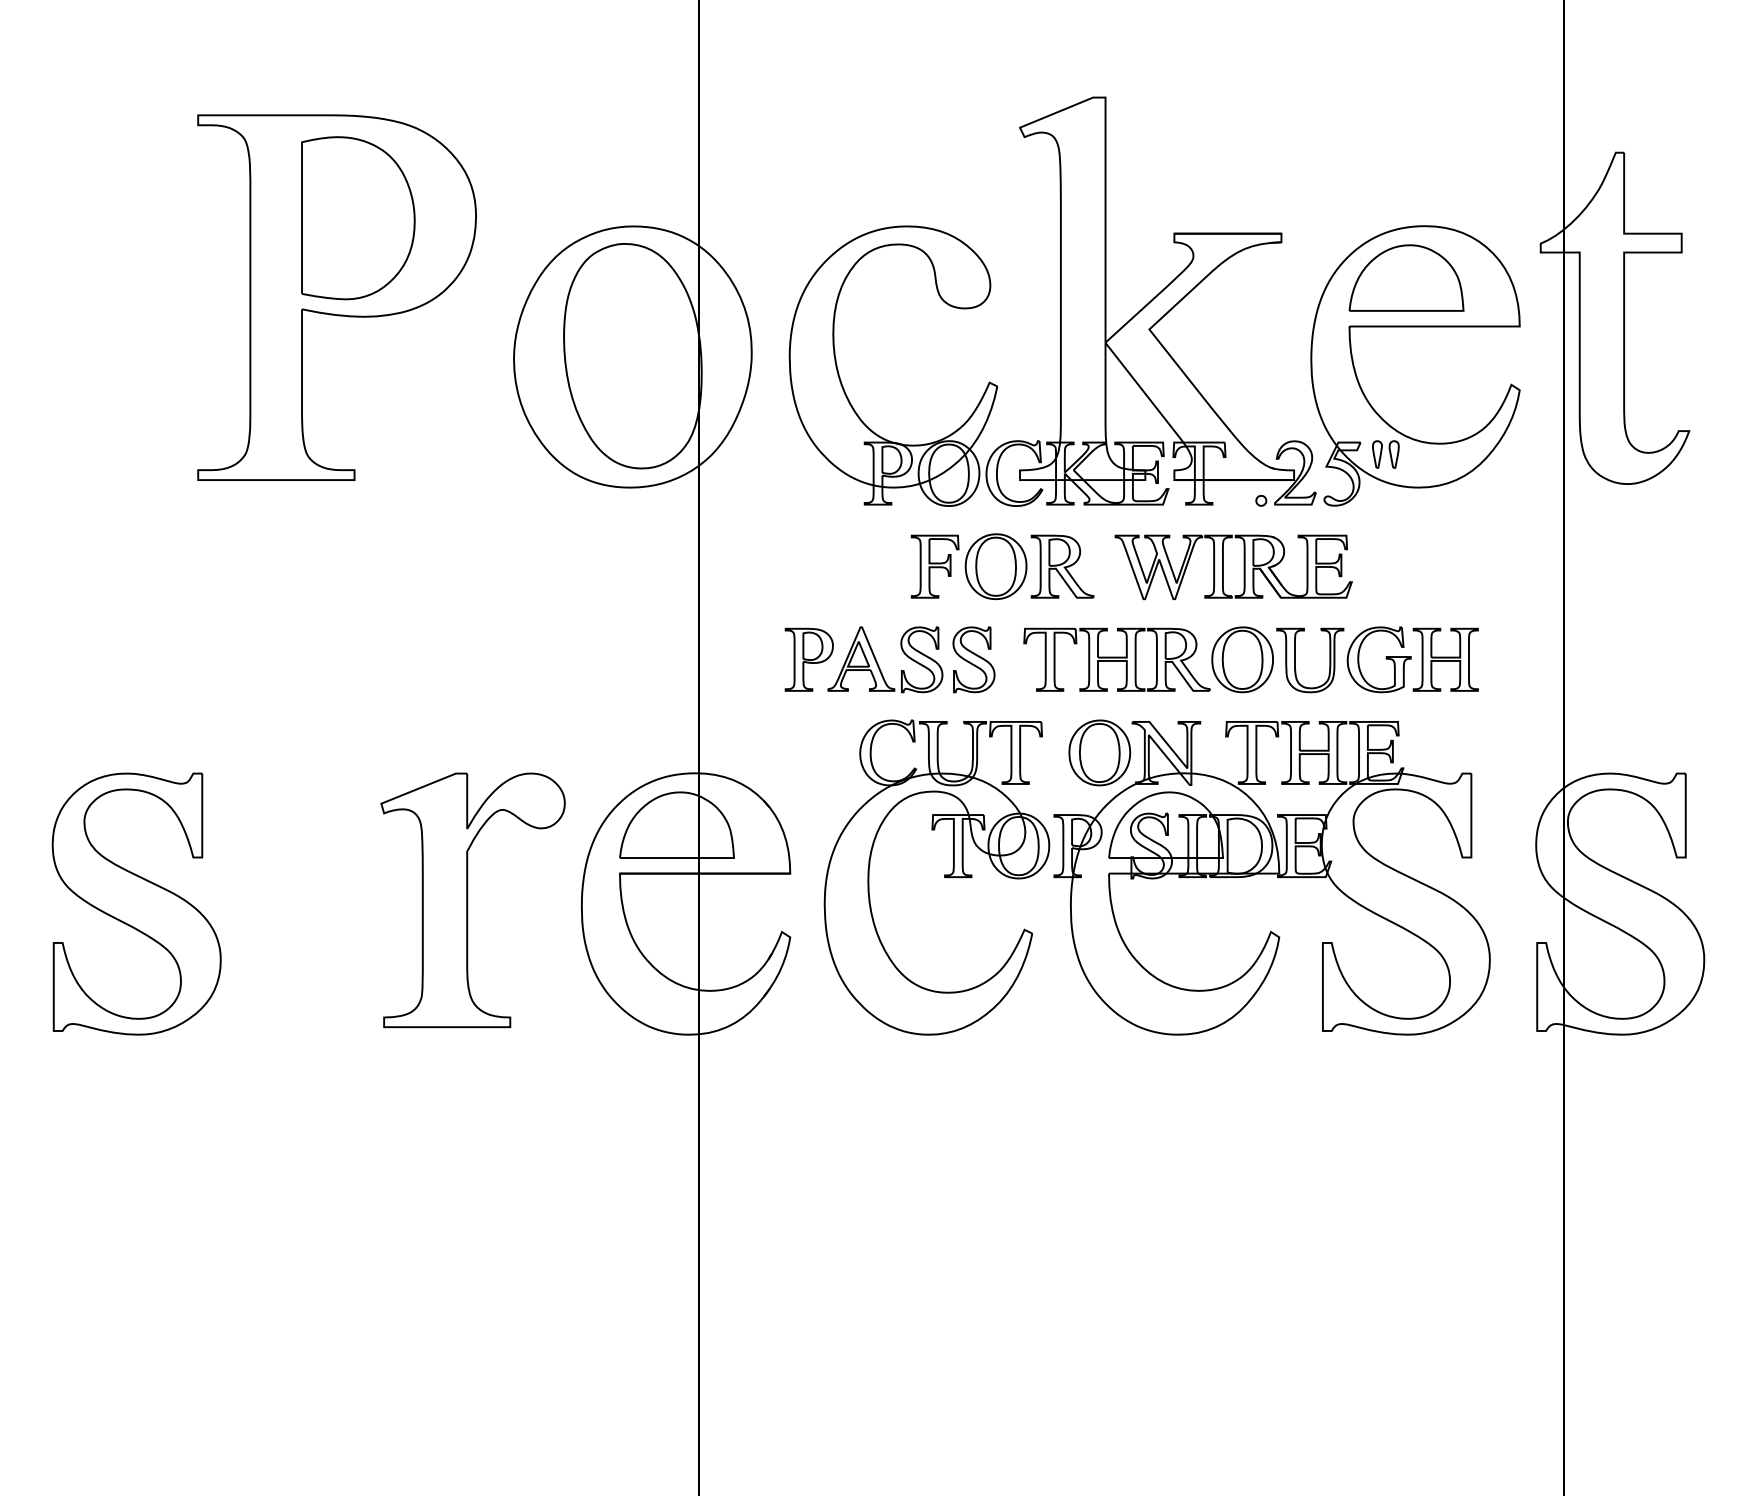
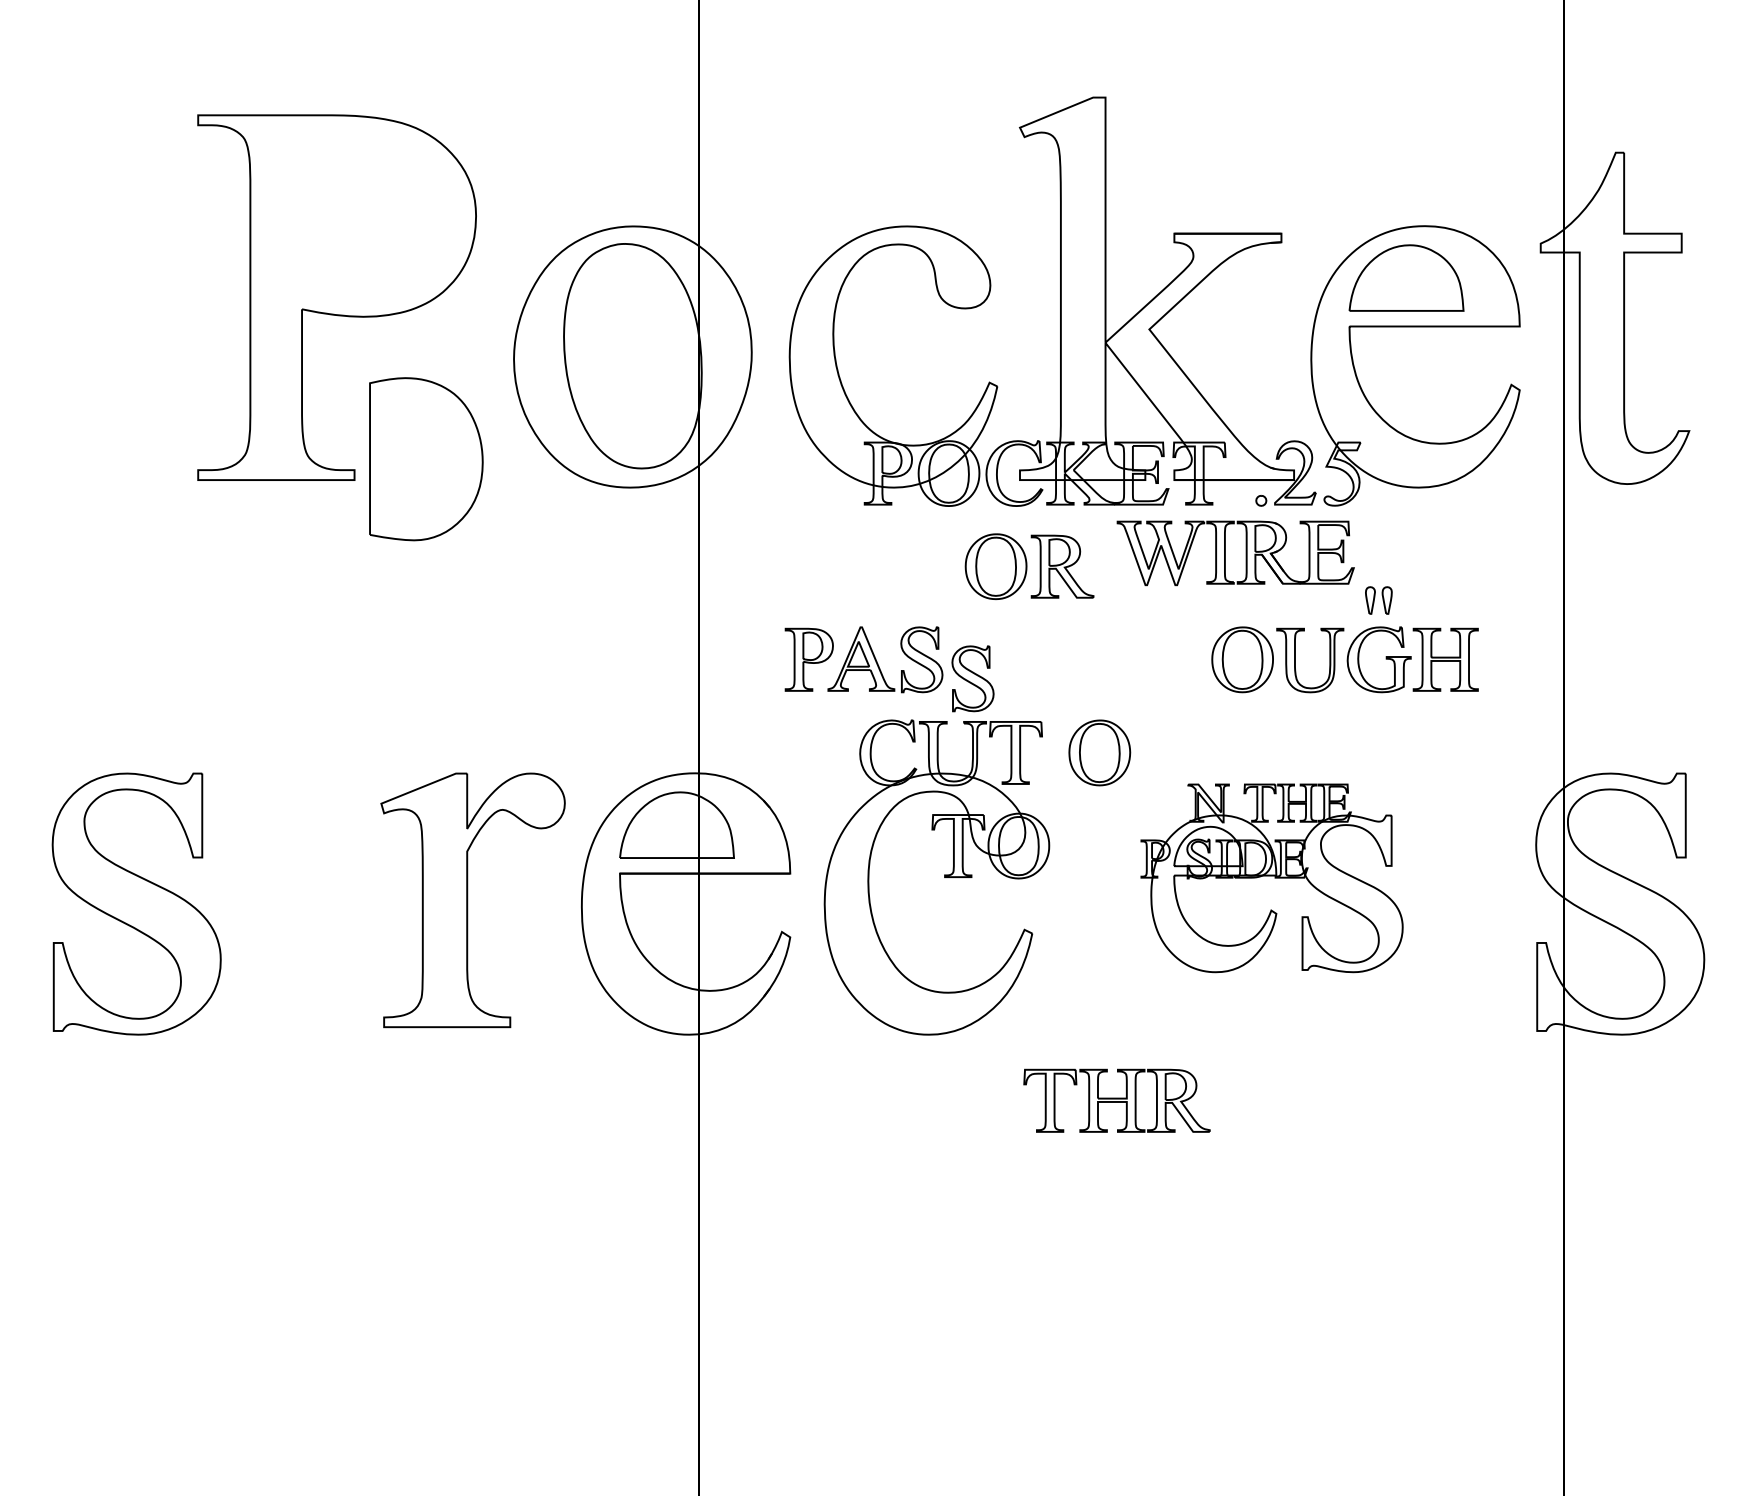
part position: (358, 218) -> (426, 459) (426, 459)
part position: (1385, 454) -> (1378, 600) (1378, 600)
part: present -> none (934, 566)
part position: (1223, 567) -> (1225, 553) (1225, 553)
part position: (973, 659) -> (972, 678) (972, 678)
part position: (1116, 659) -> (1116, 1100) (1116, 1100)
part size: 438x315 px -> 264x191 px (1271, 878)
